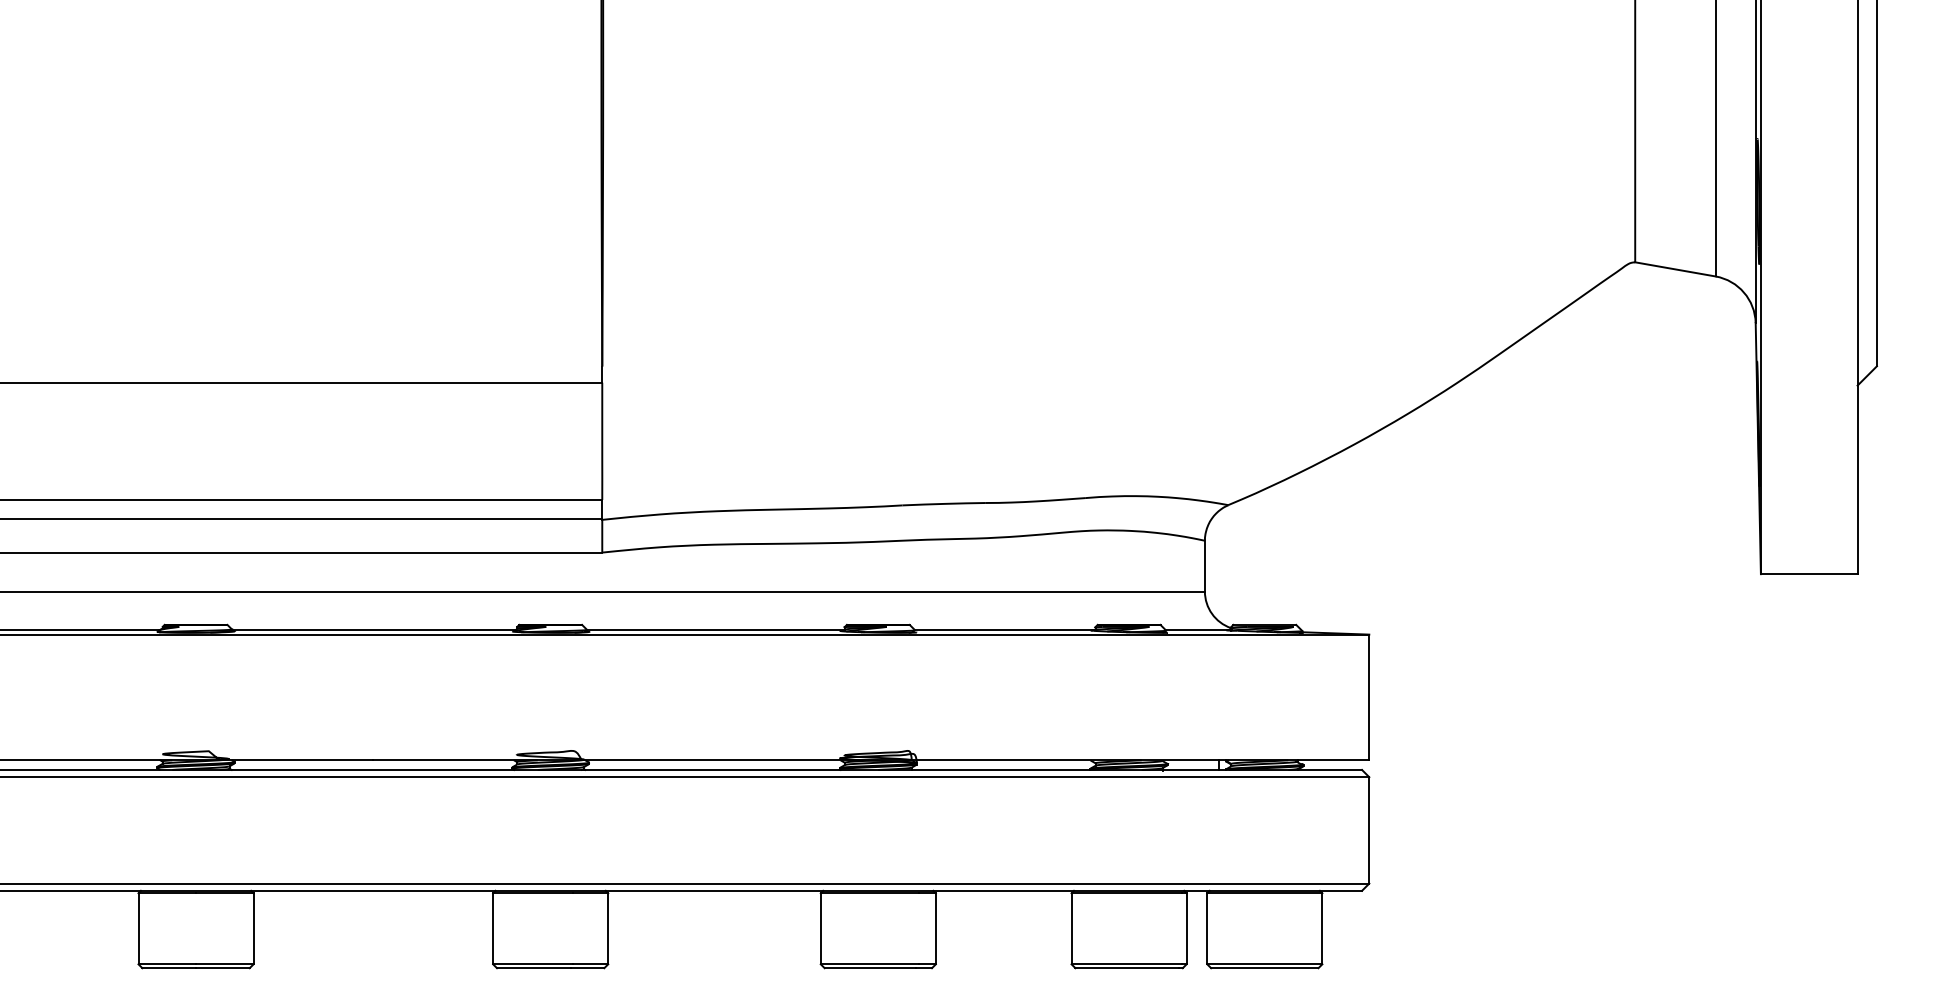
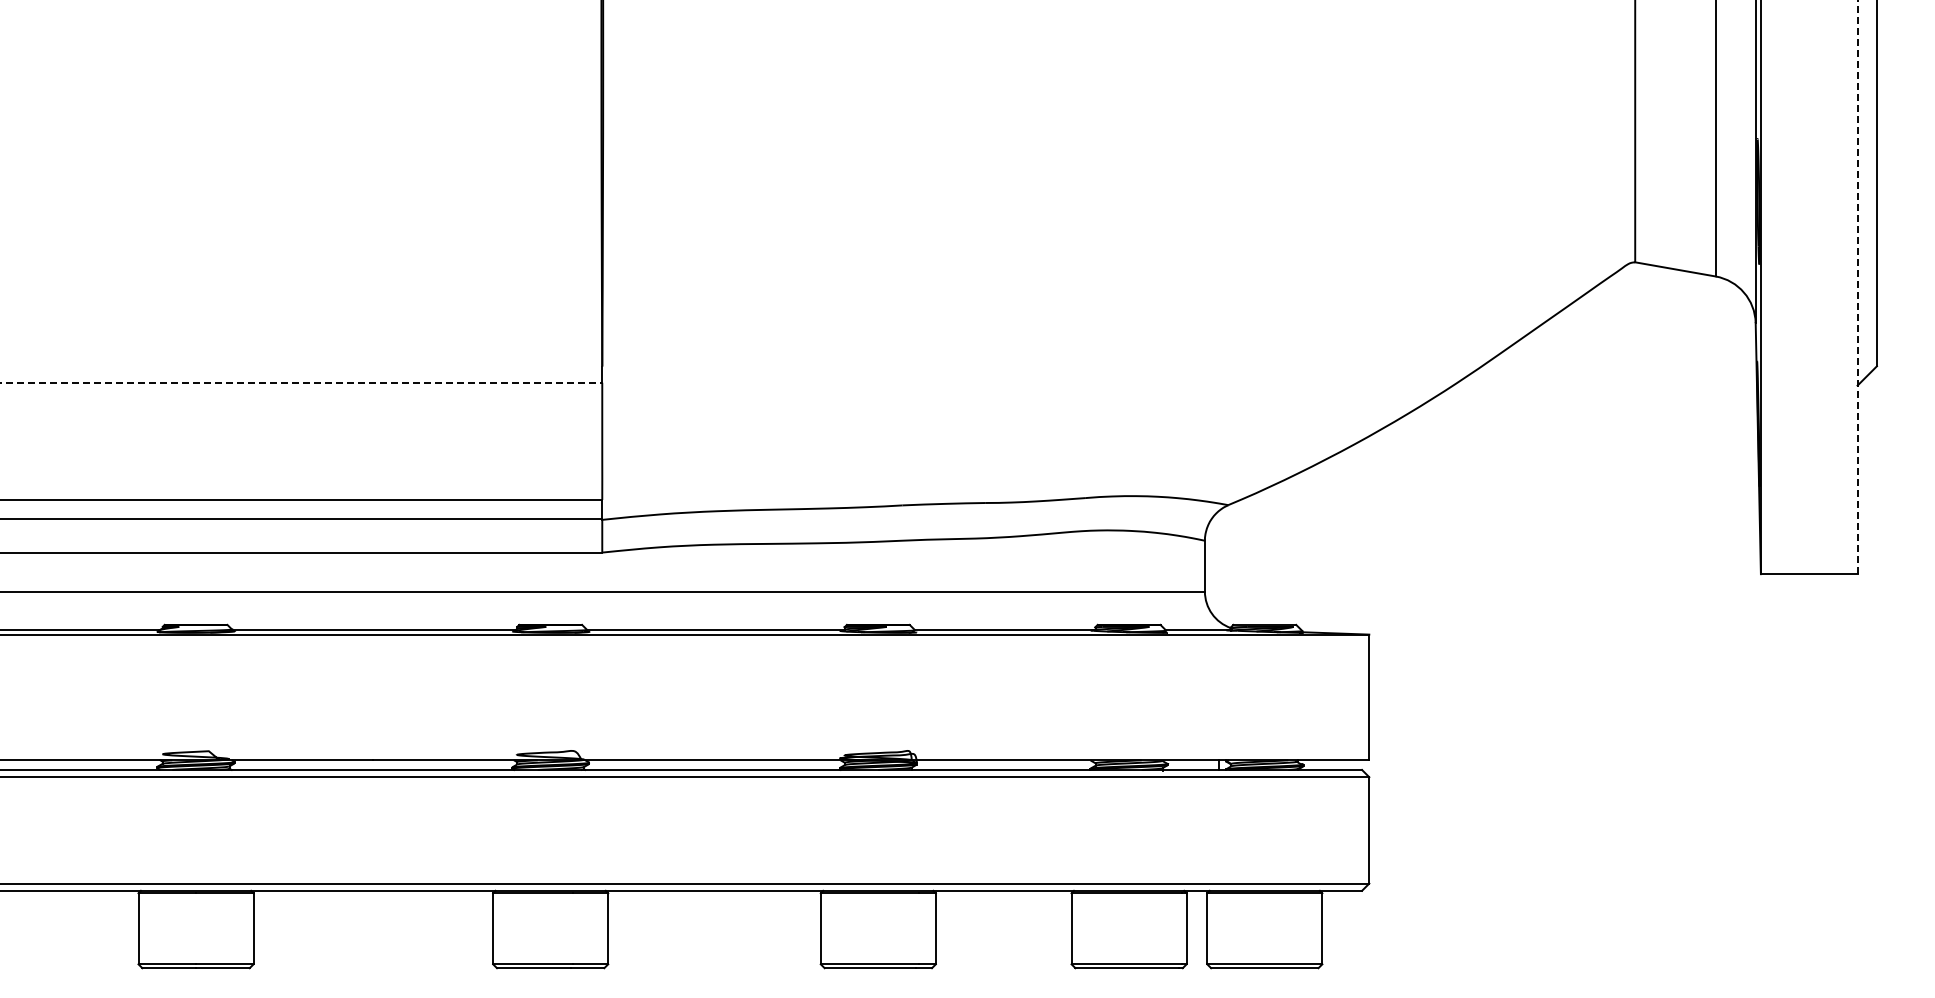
line: solid -> dashed (1857, 287)
line: solid -> dashed (301, 382)
